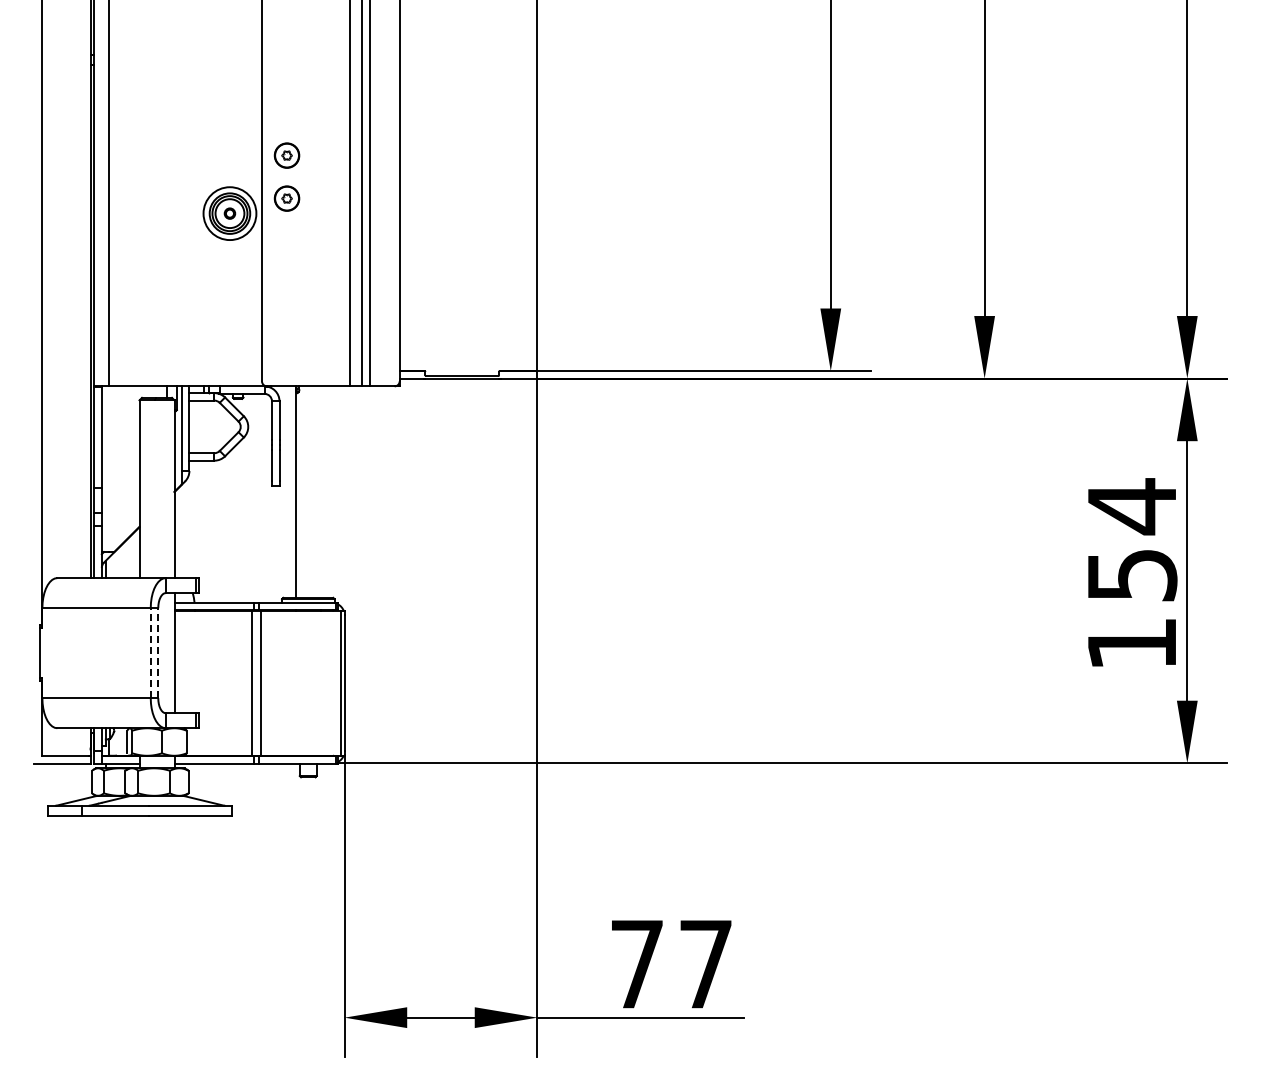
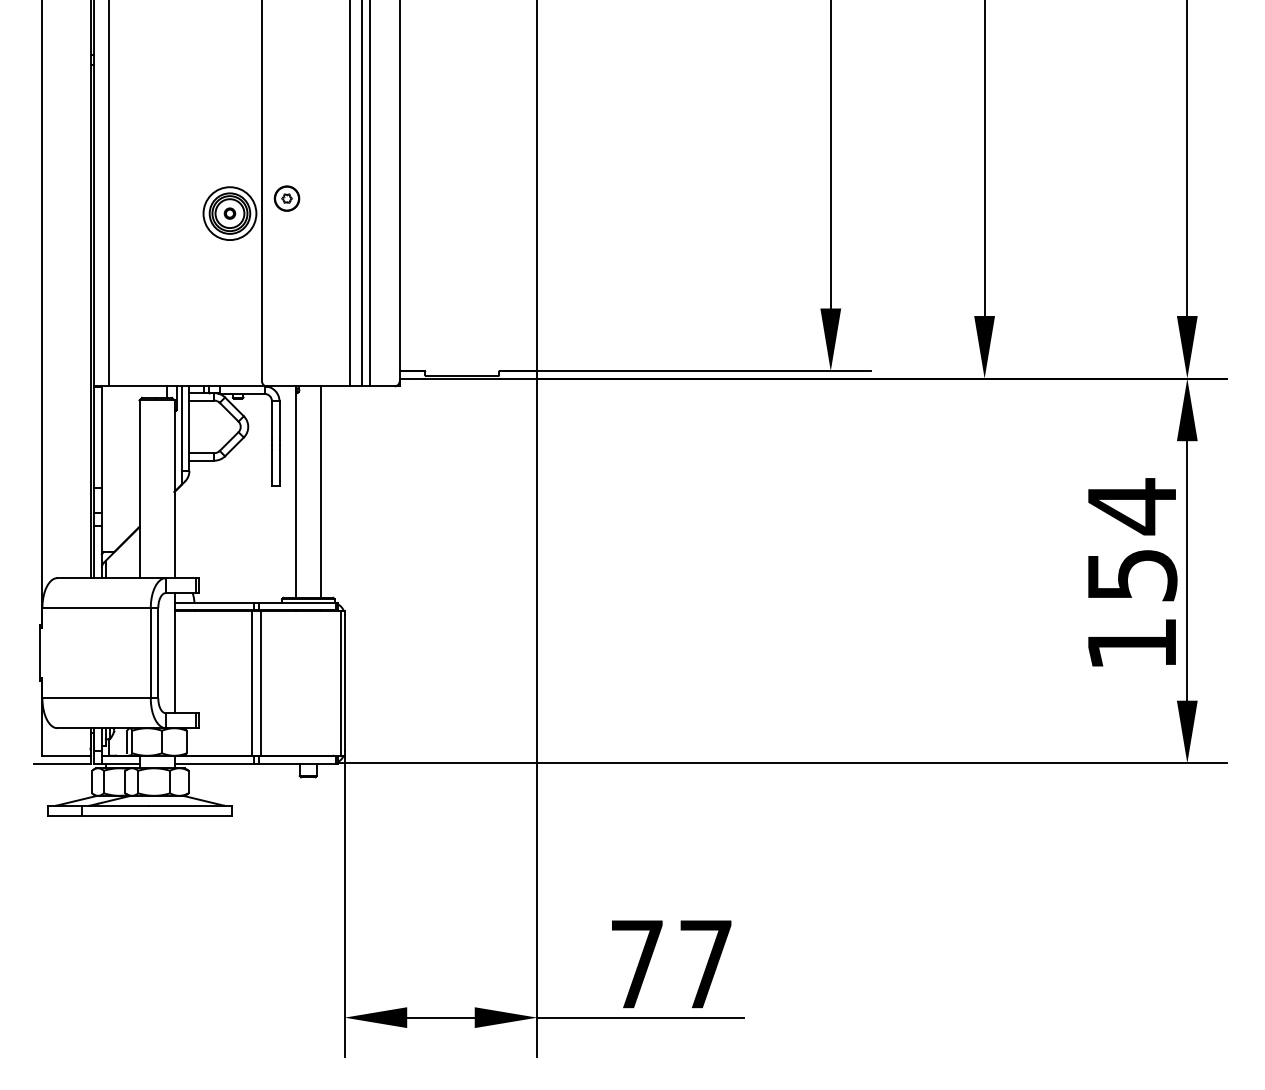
part: present -> none (286, 155)
line: none -> present (320, 491)
line: dashed -> solid (150, 652)
line: dashed -> solid (158, 652)
